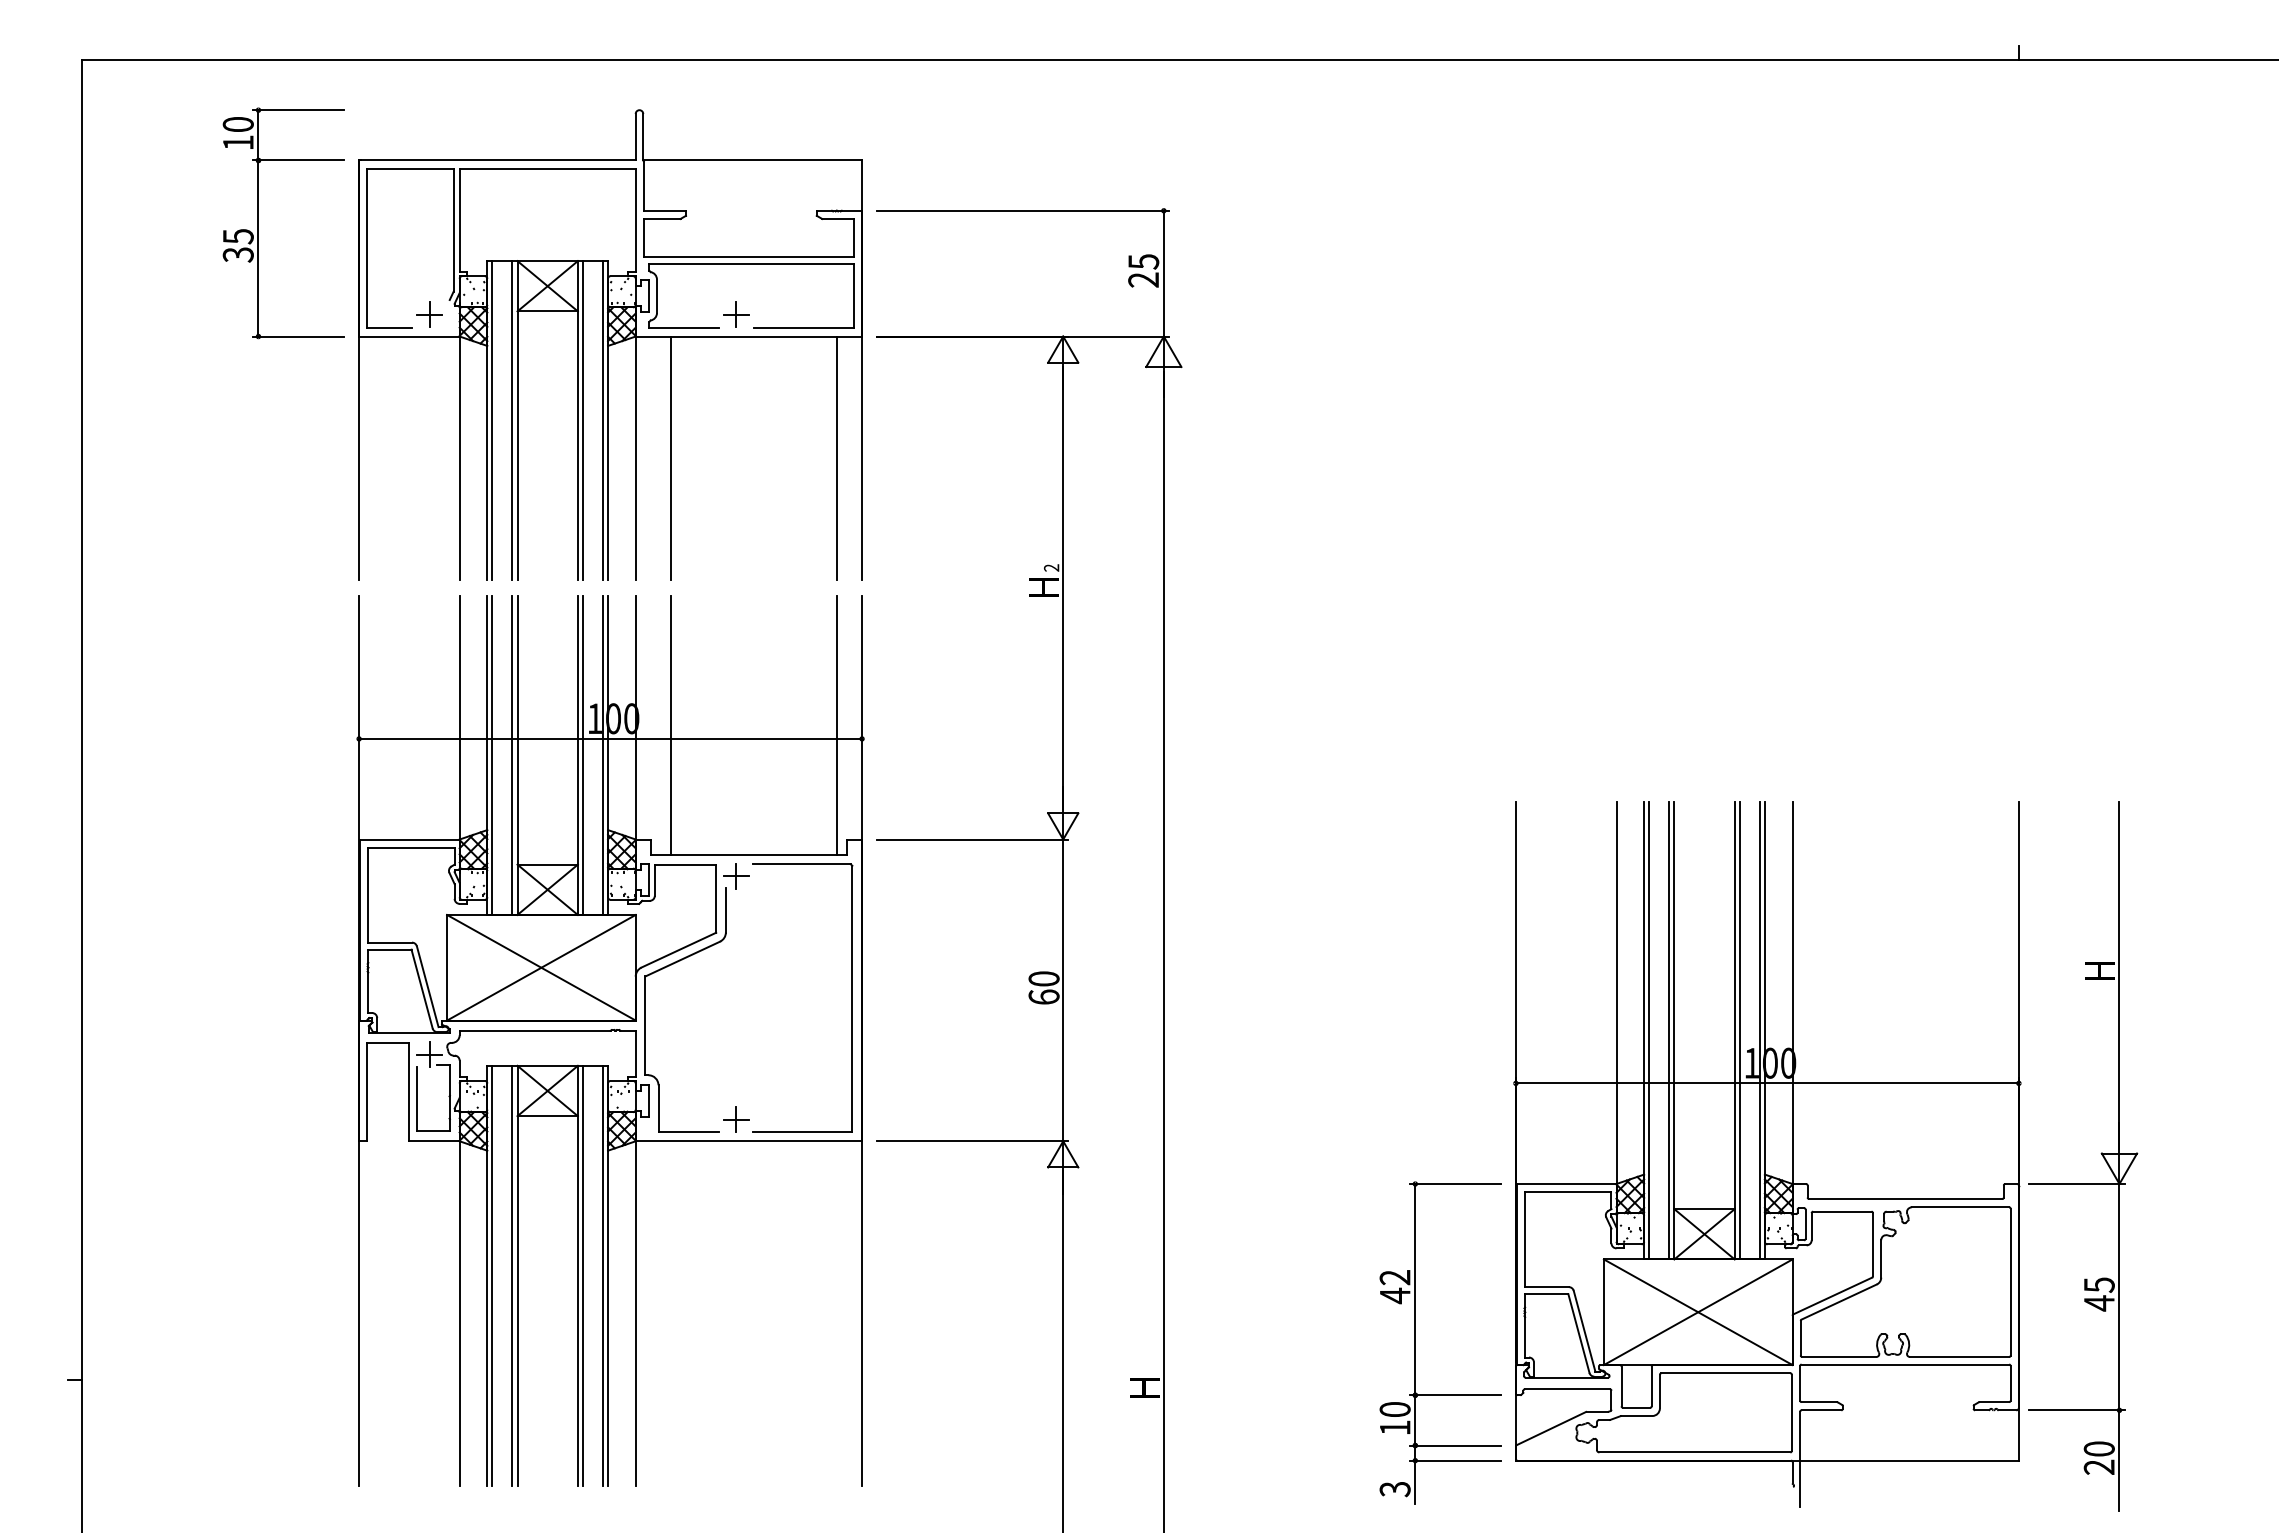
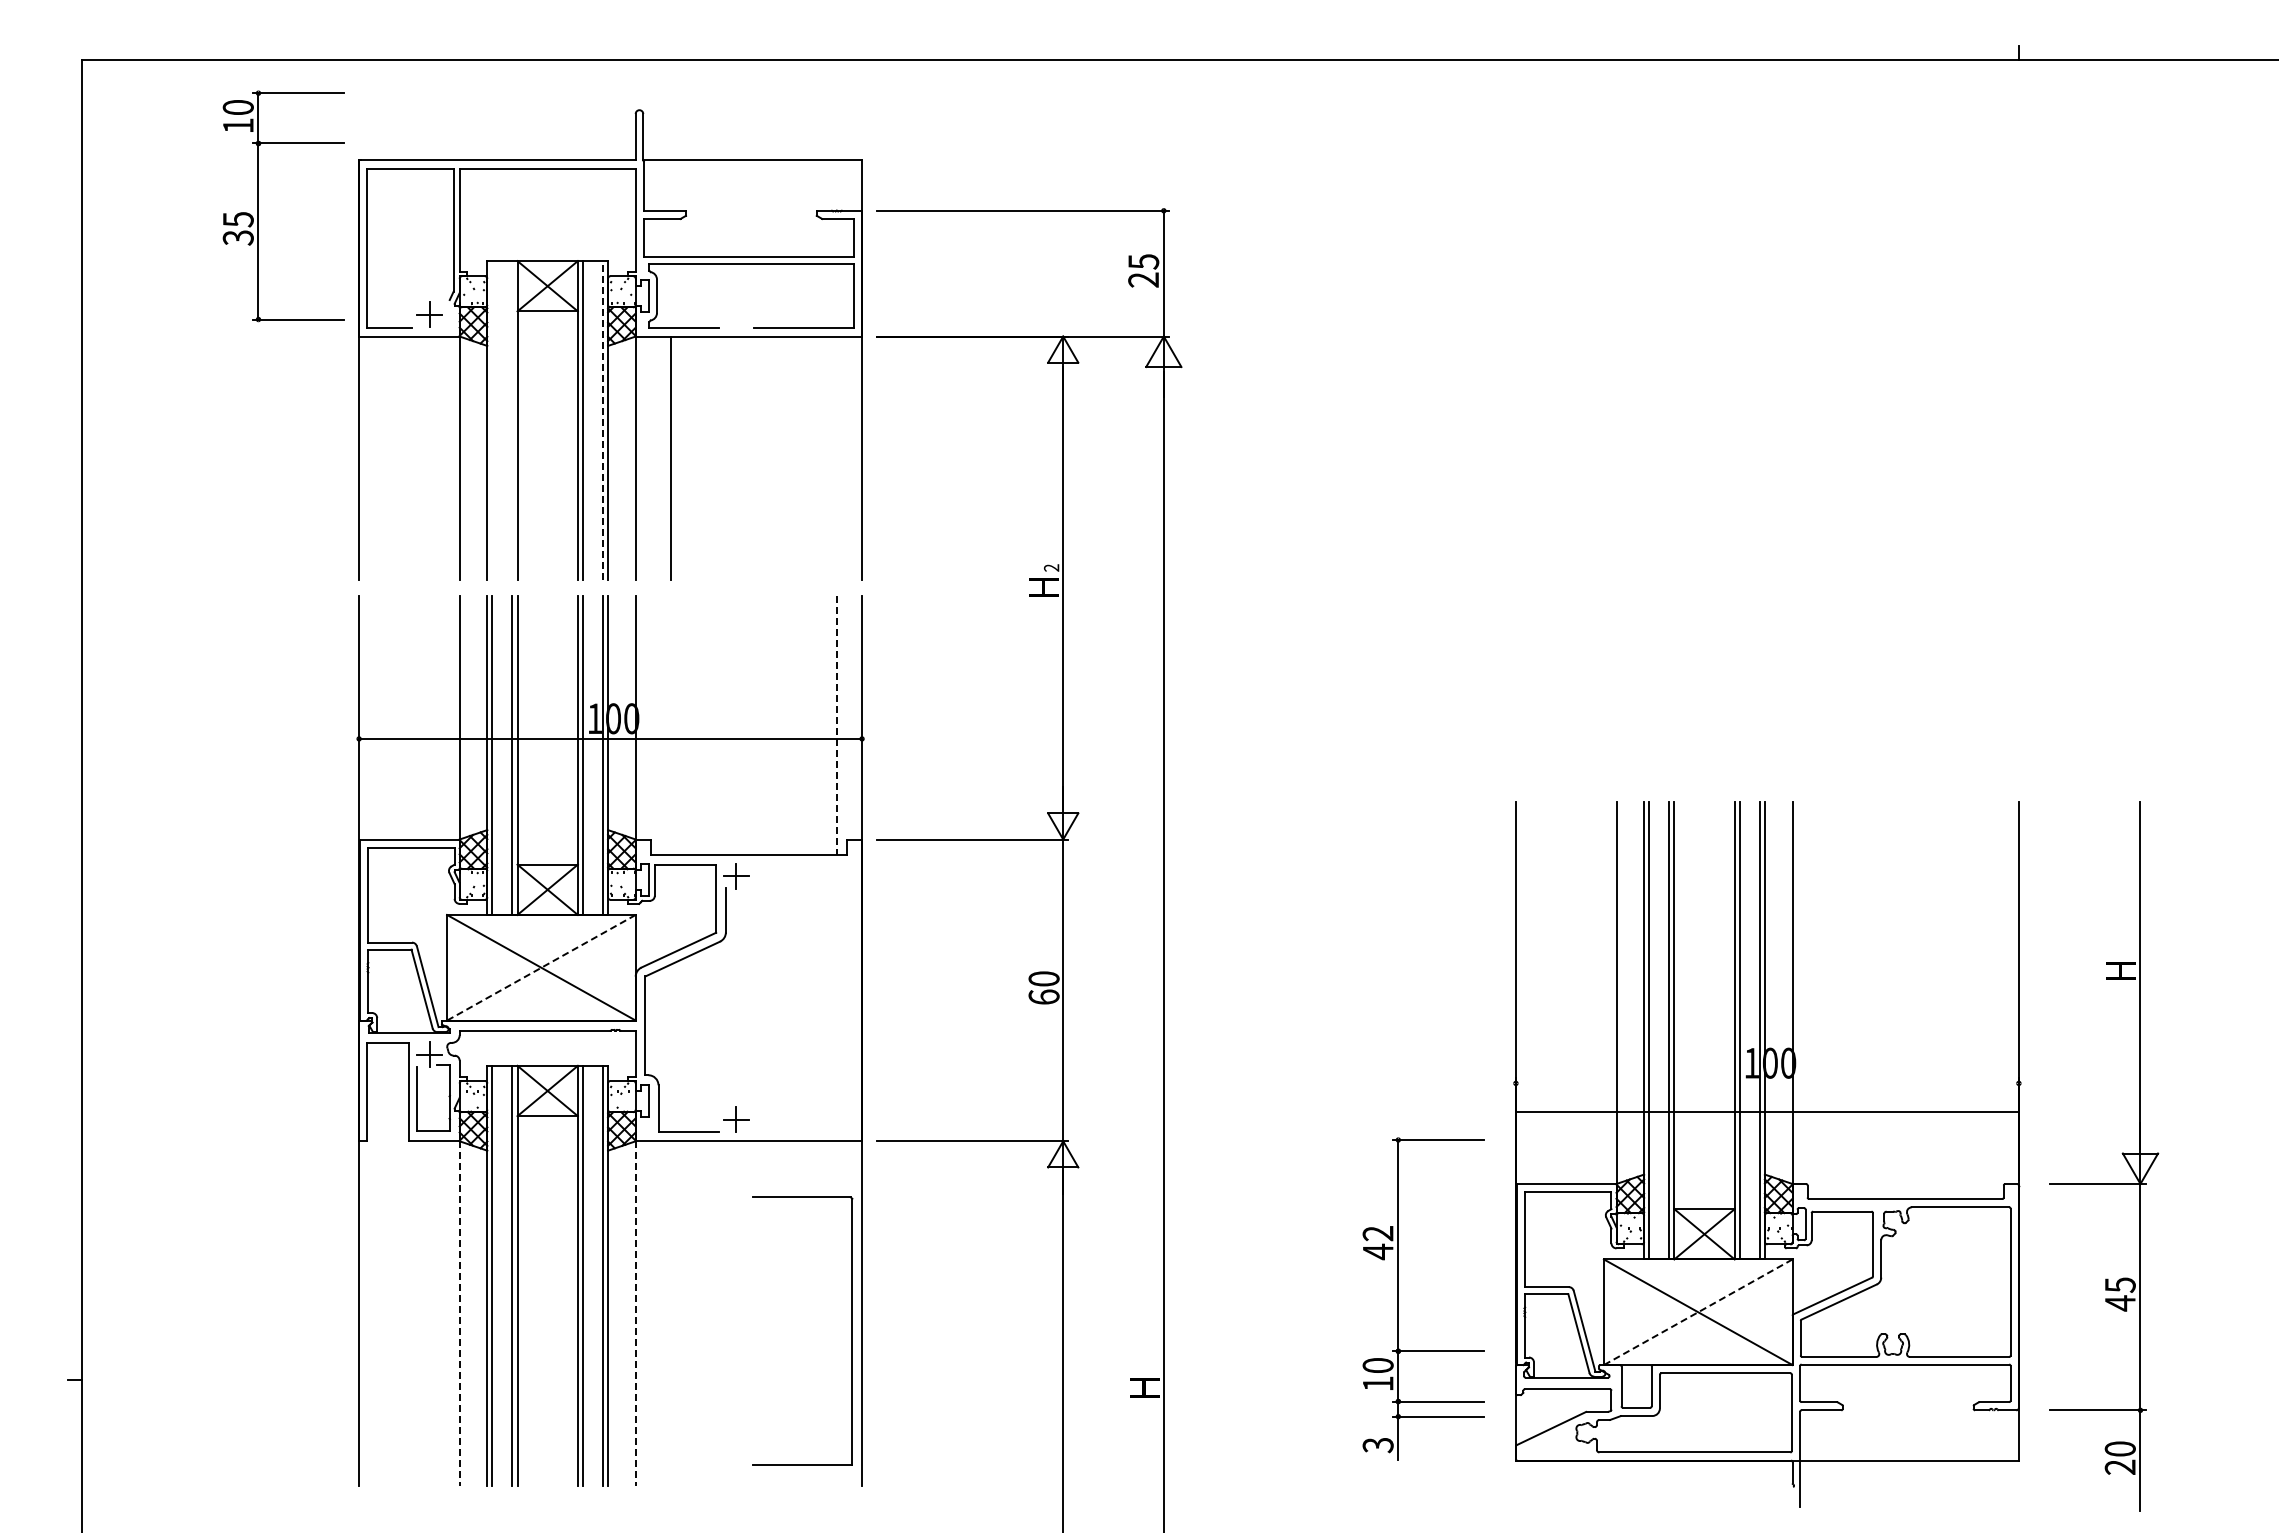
part position: (258, 223) -> (258, 206) (258, 206)
part: present -> none (736, 314)
line: present -> none (492, 420)
line: present -> none (512, 420)
line: solid -> dashed (603, 420)
line: present -> none (836, 458)
line: present -> none (670, 724)
line: solid -> dashed (836, 725)
line: solid -> dashed (540, 968)
part position: (851, 997) -> (851, 1330) (851, 1330)
line position: (1766, 1083) -> (1766, 1112) (1766, 1112)
part position: (2100, 1153) -> (2121, 1153) (2121, 1153)
line: solid -> dashed (1697, 1312)
line: solid -> dashed (459, 1314)
line: solid -> dashed (635, 1314)
part position: (1415, 1342) -> (1398, 1298) (1398, 1298)
